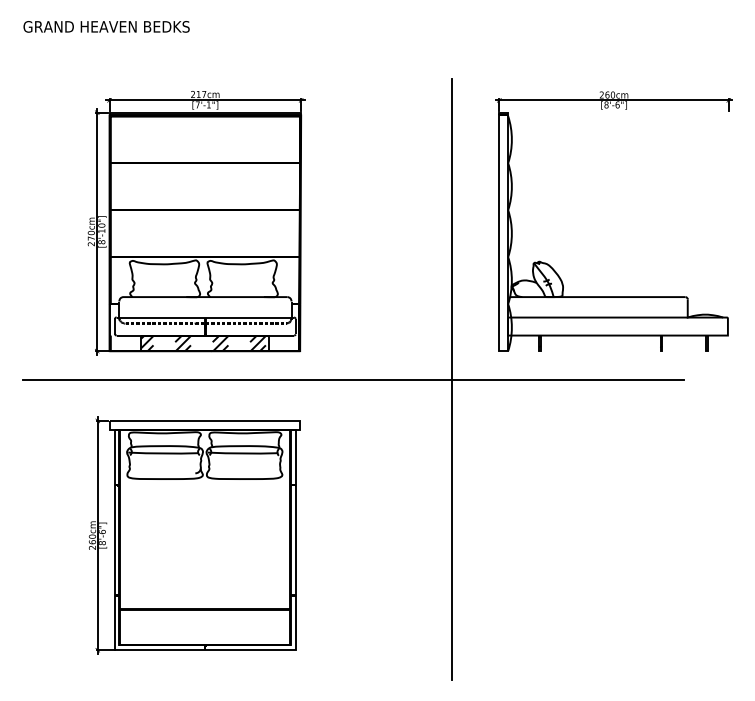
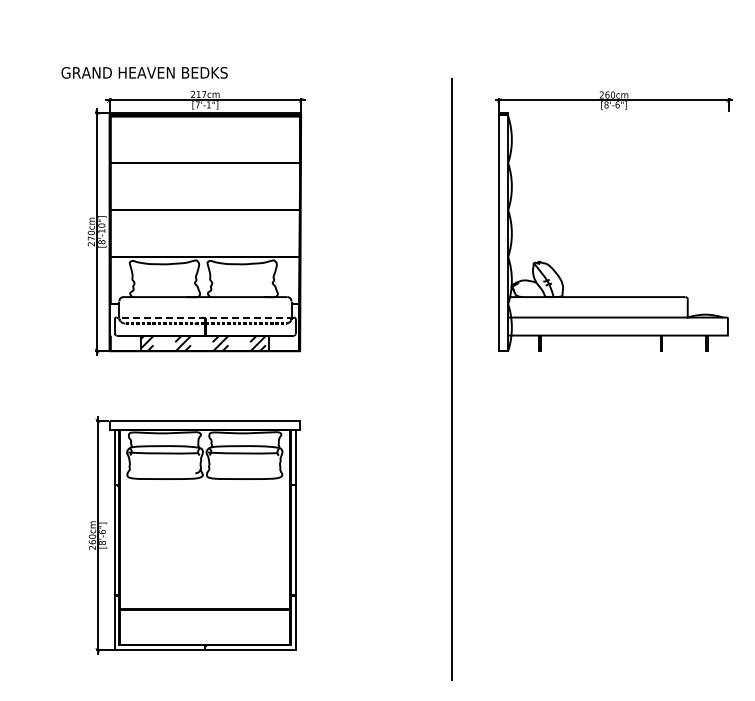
text position: (106, 26) -> (144, 72) (144, 72)
line: solid -> dashed (205, 317)
line: present -> none (352, 379)
